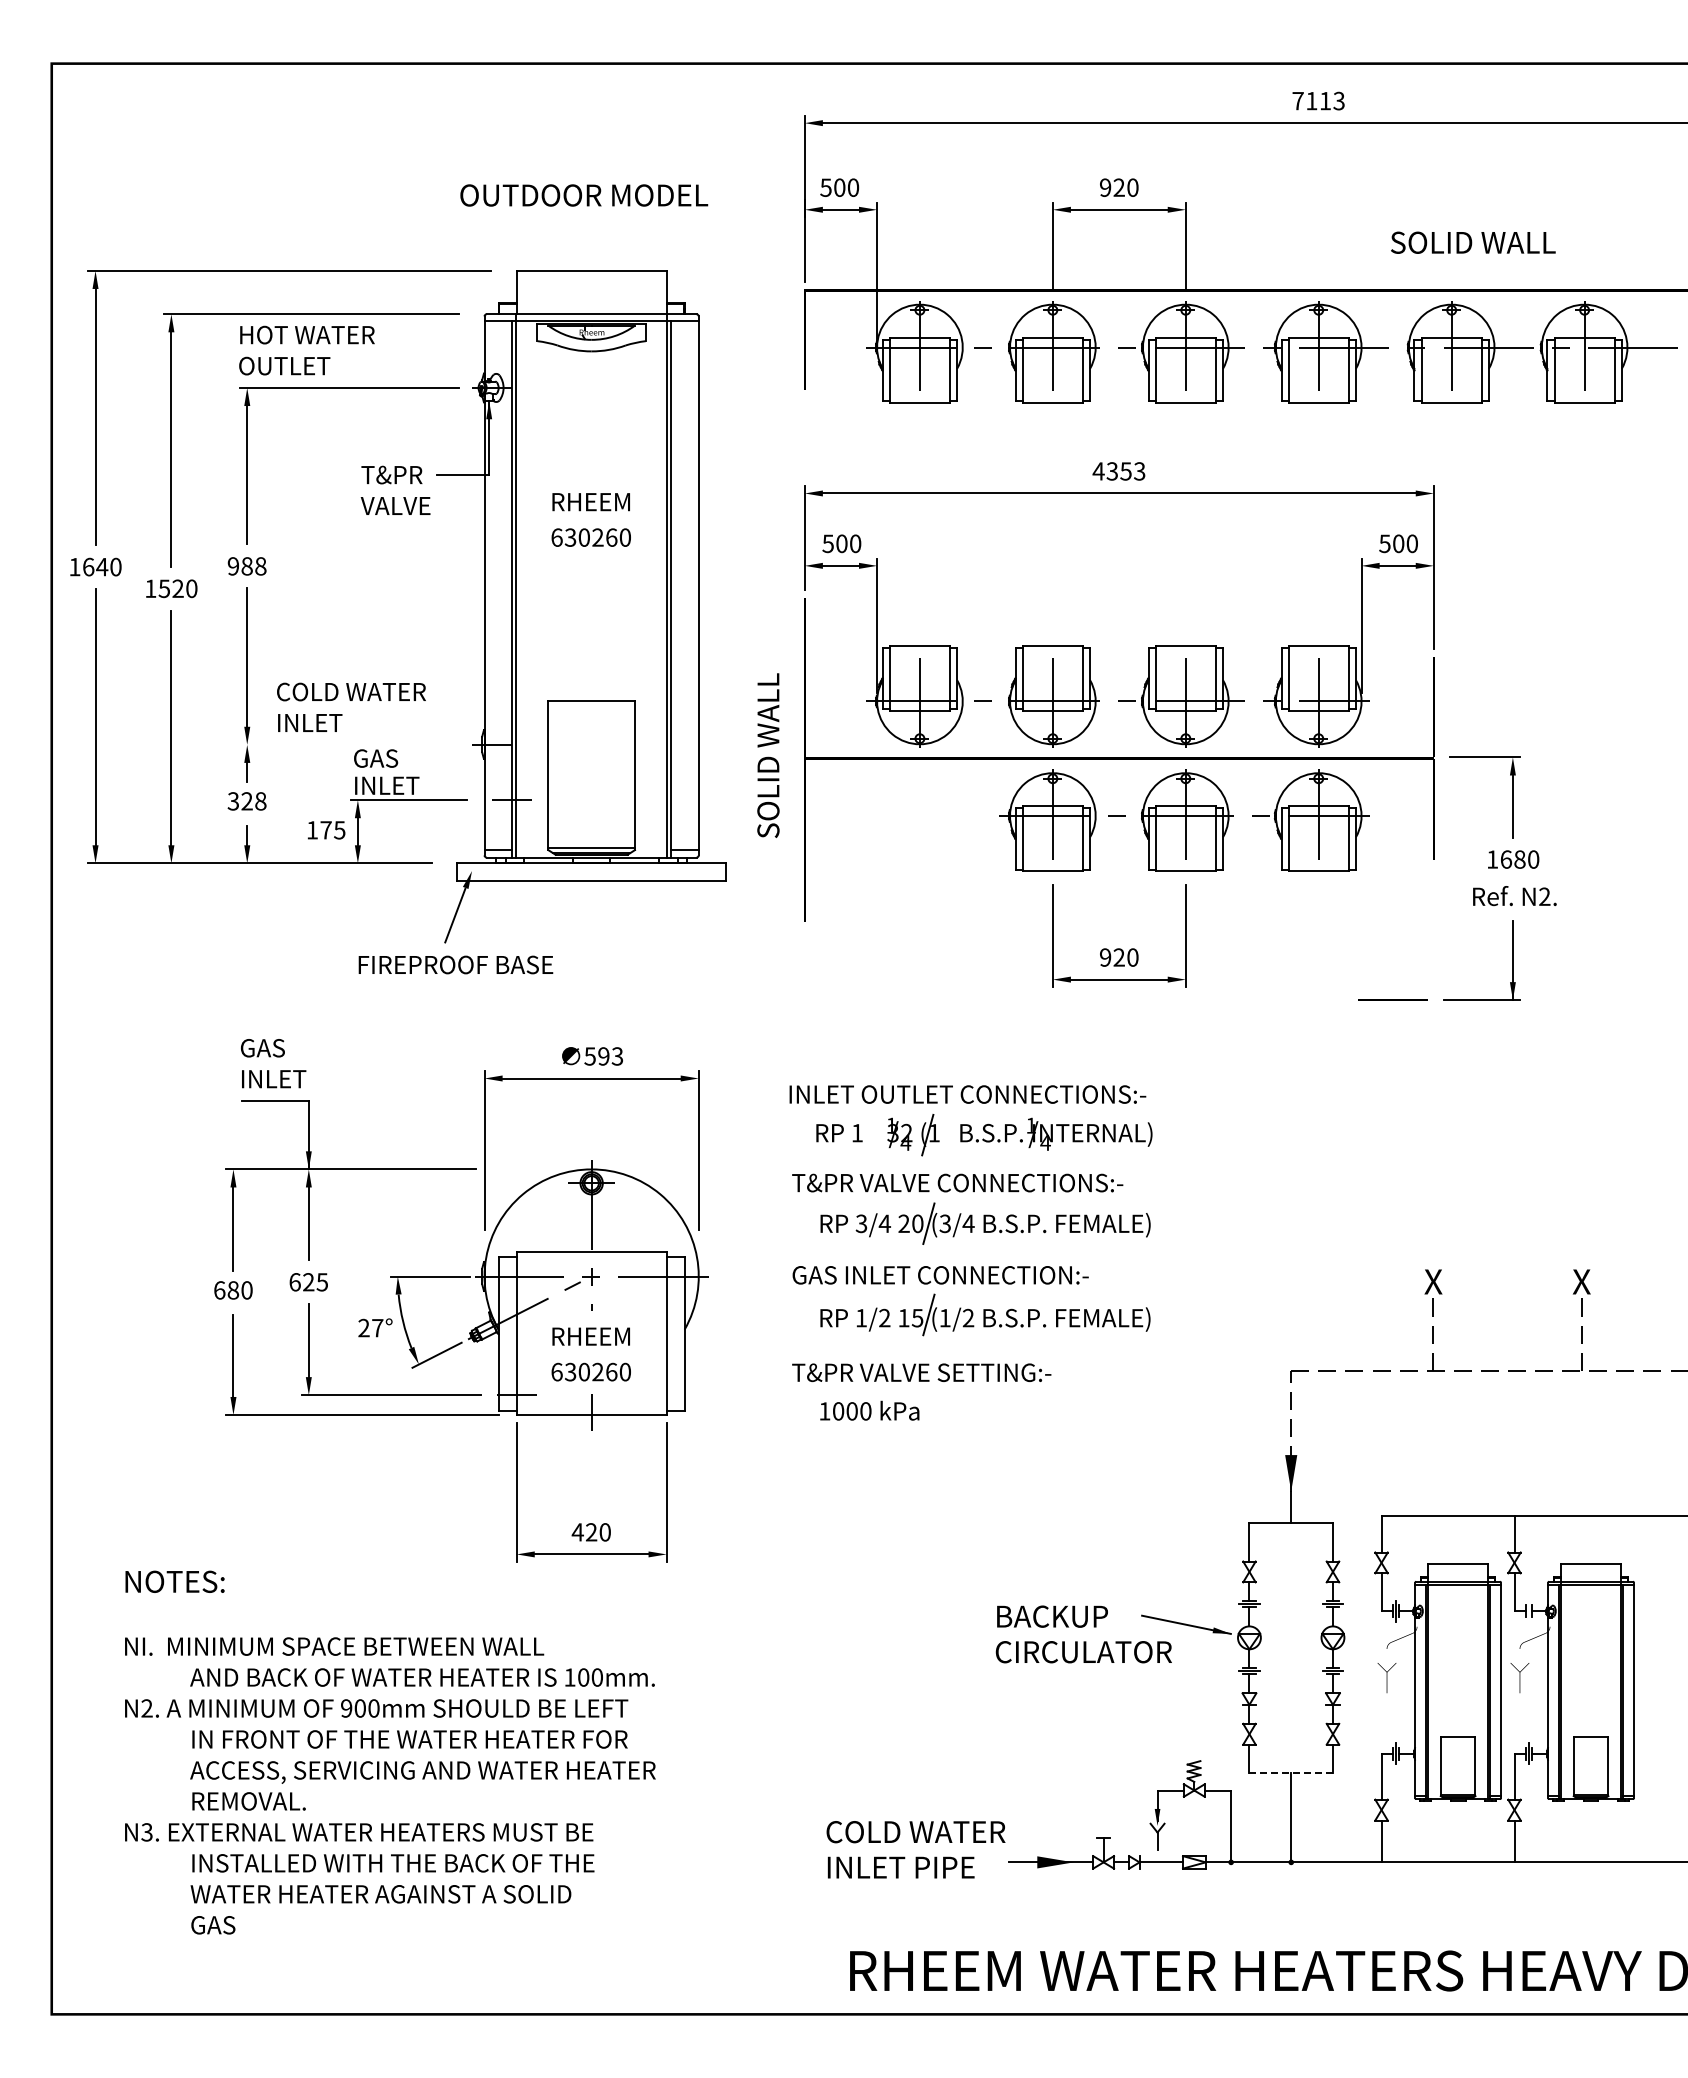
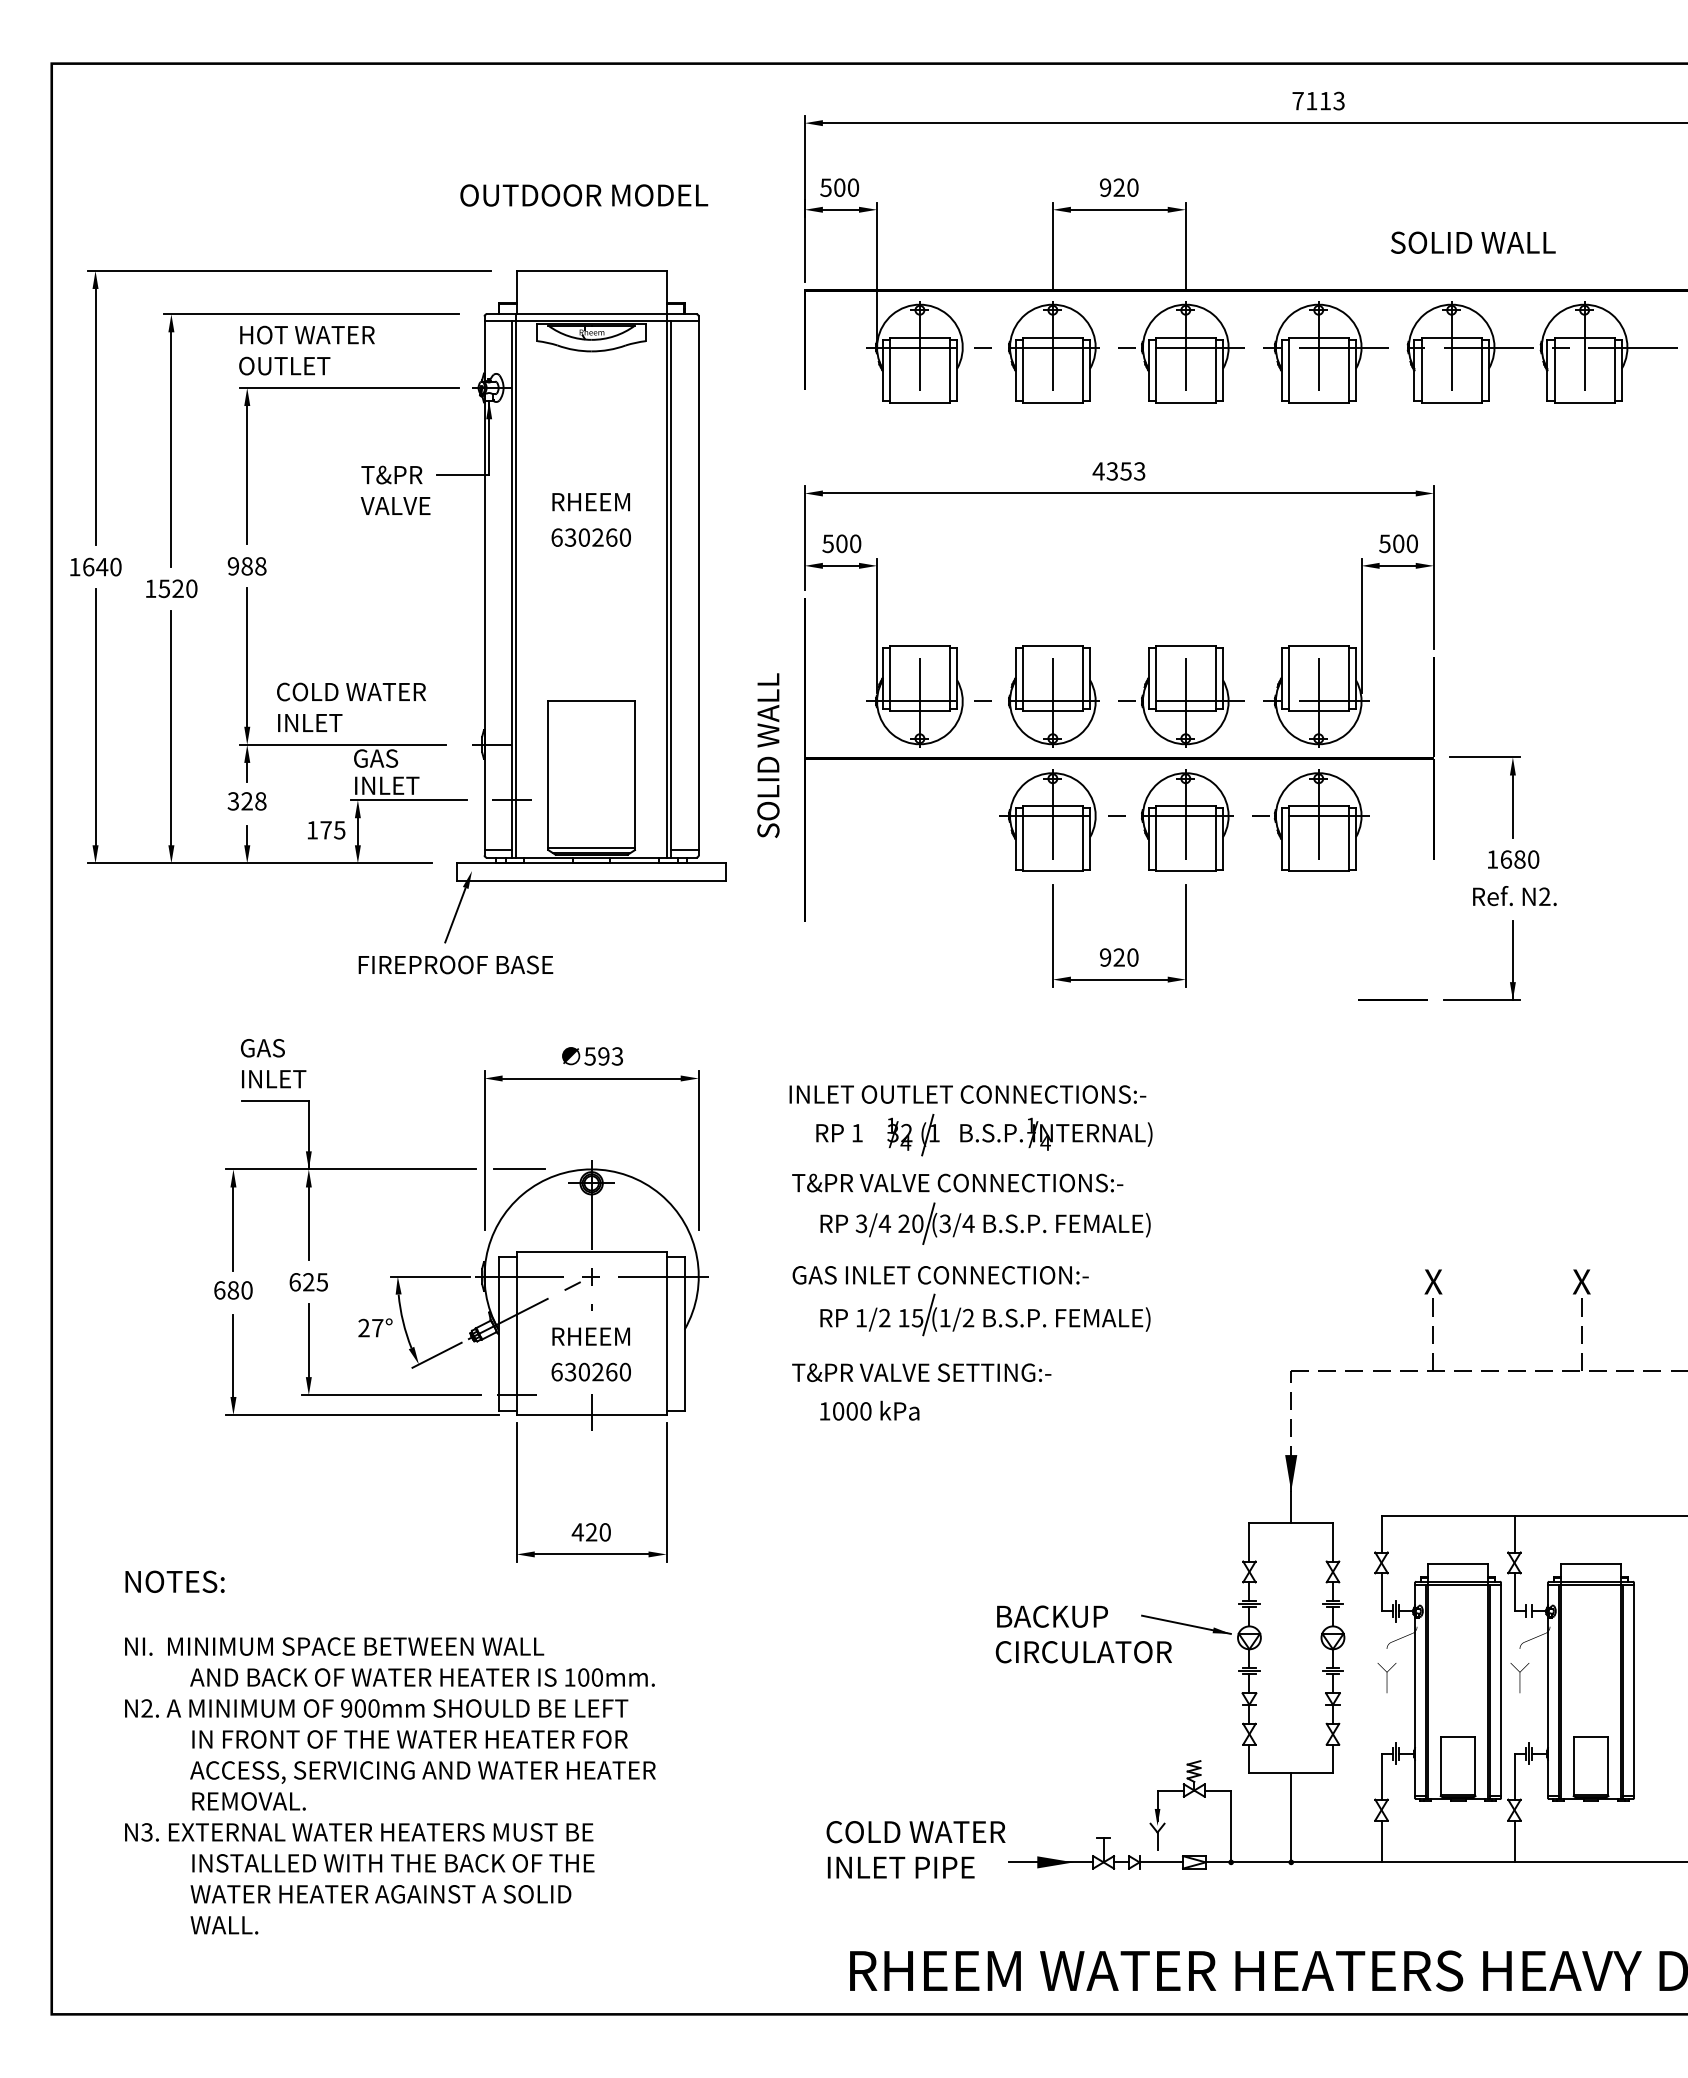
line: none -> present (343, 744)
line: none -> present (519, 1168)
line: dashed -> solid (1291, 1772)
text: GAS -> WALL. (224, 1925)
